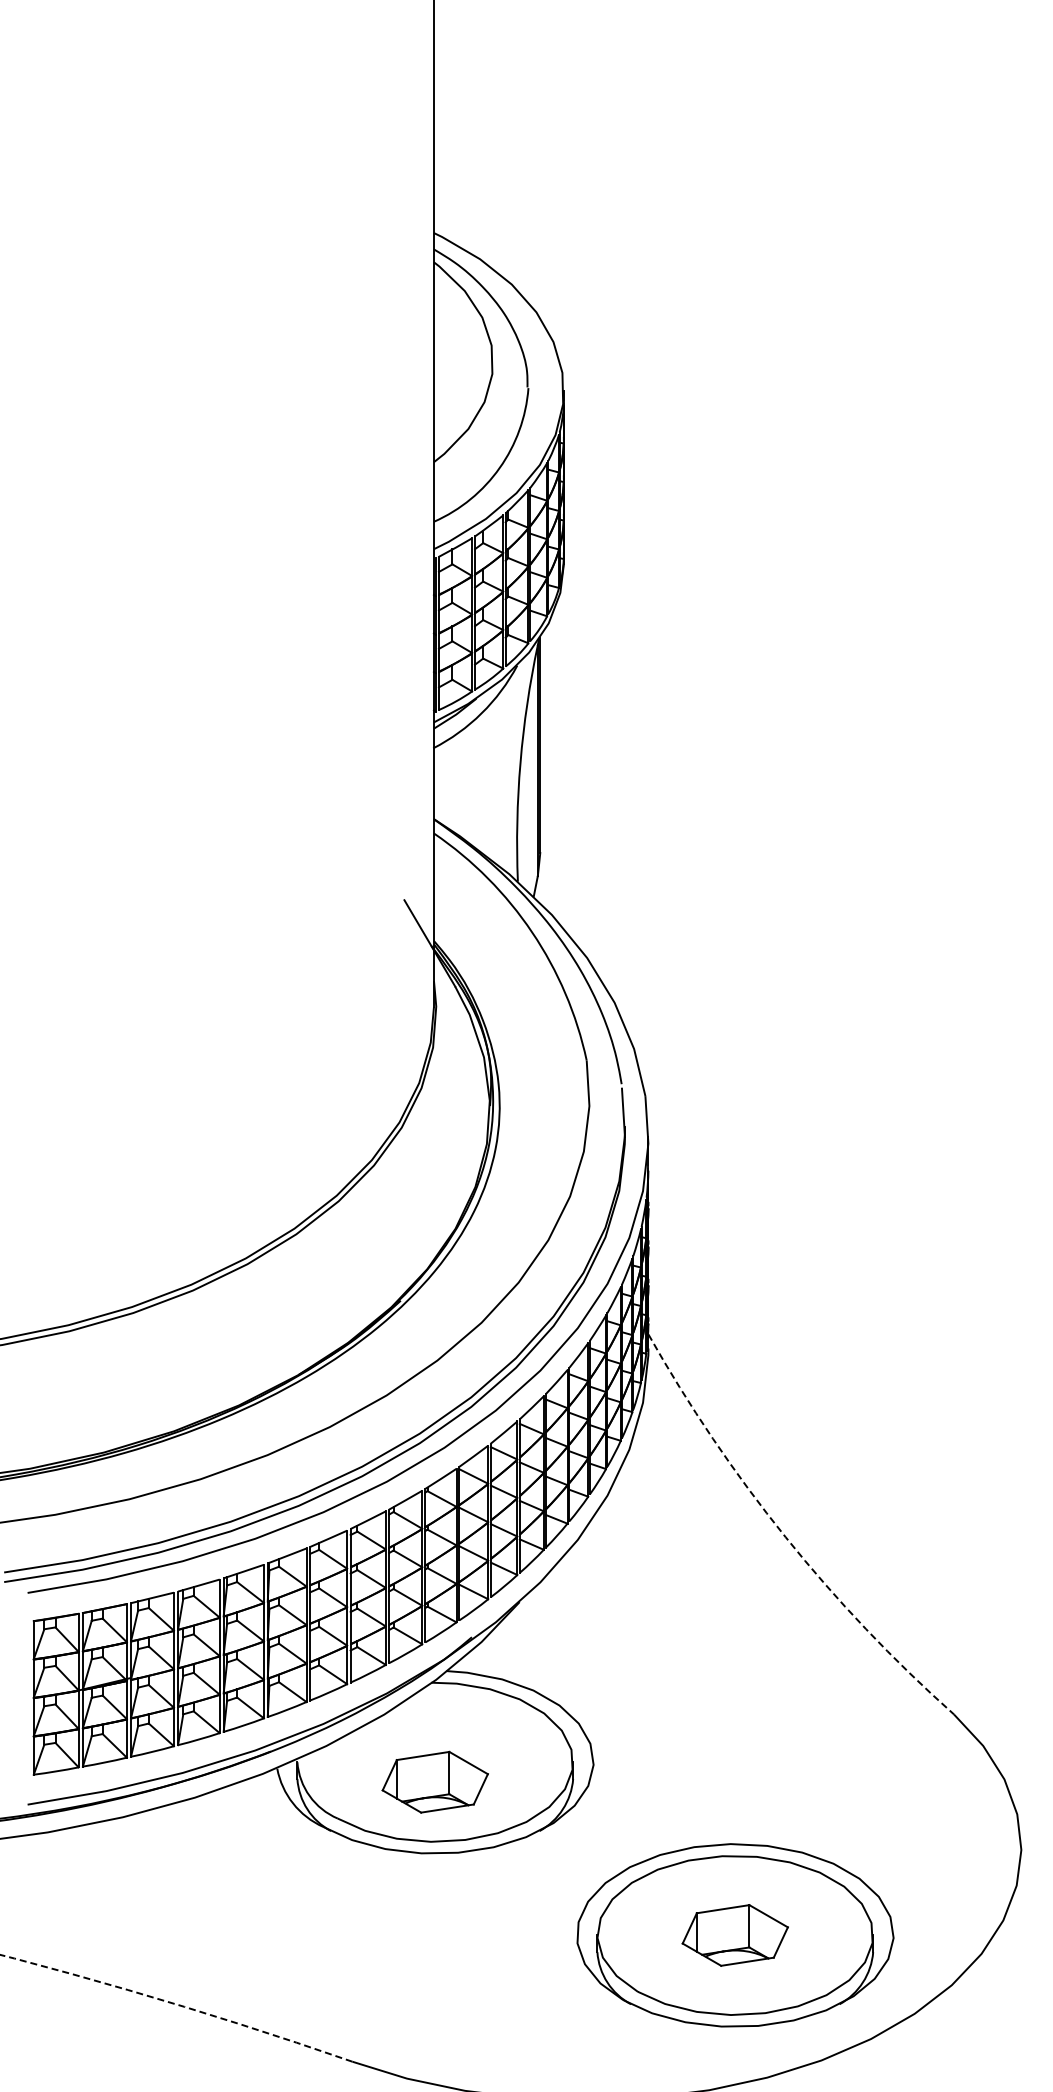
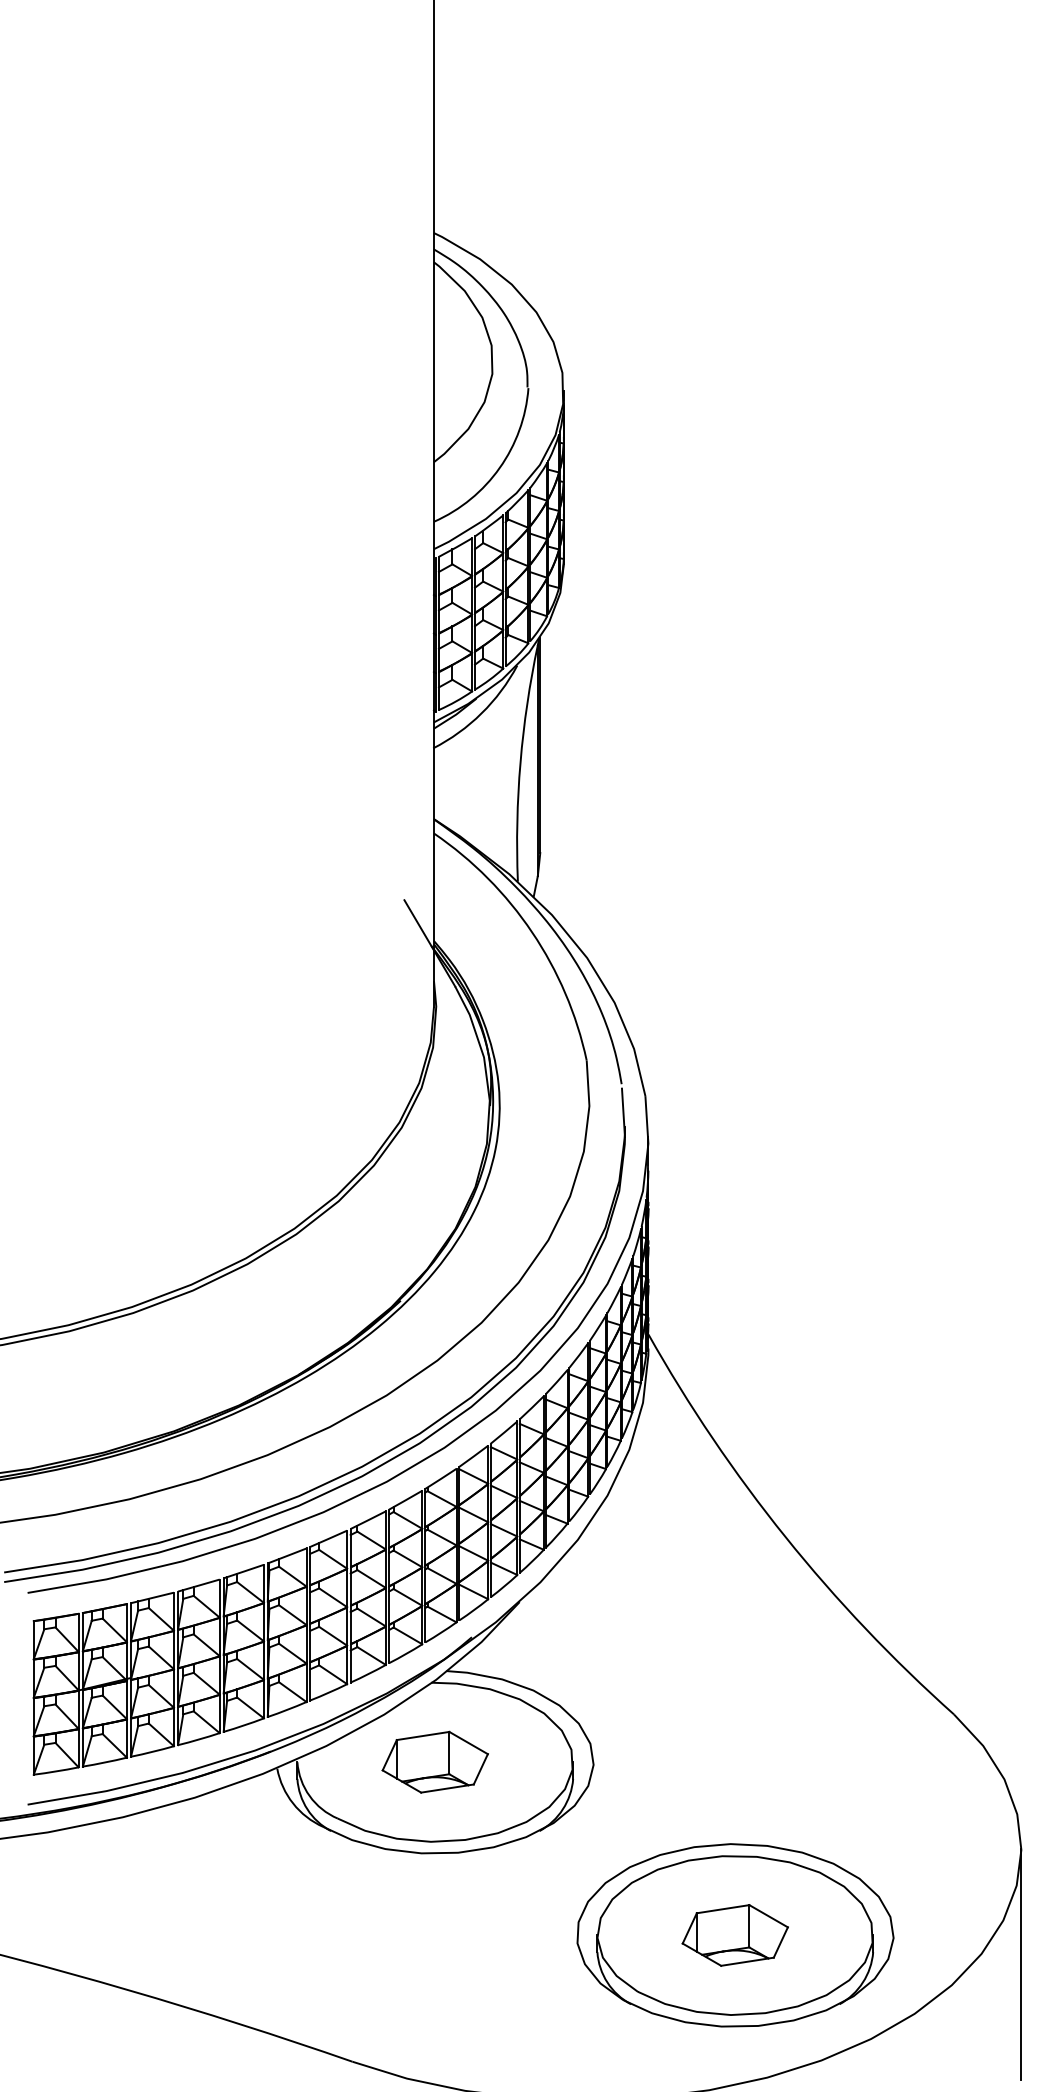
arc: dashed -> solid (785, 1537)
part position: (434, 1781) -> (434, 1761) (434, 1761)
line: none -> present (1021, 1963)
arc: dashed -> solid (176, 2004)
